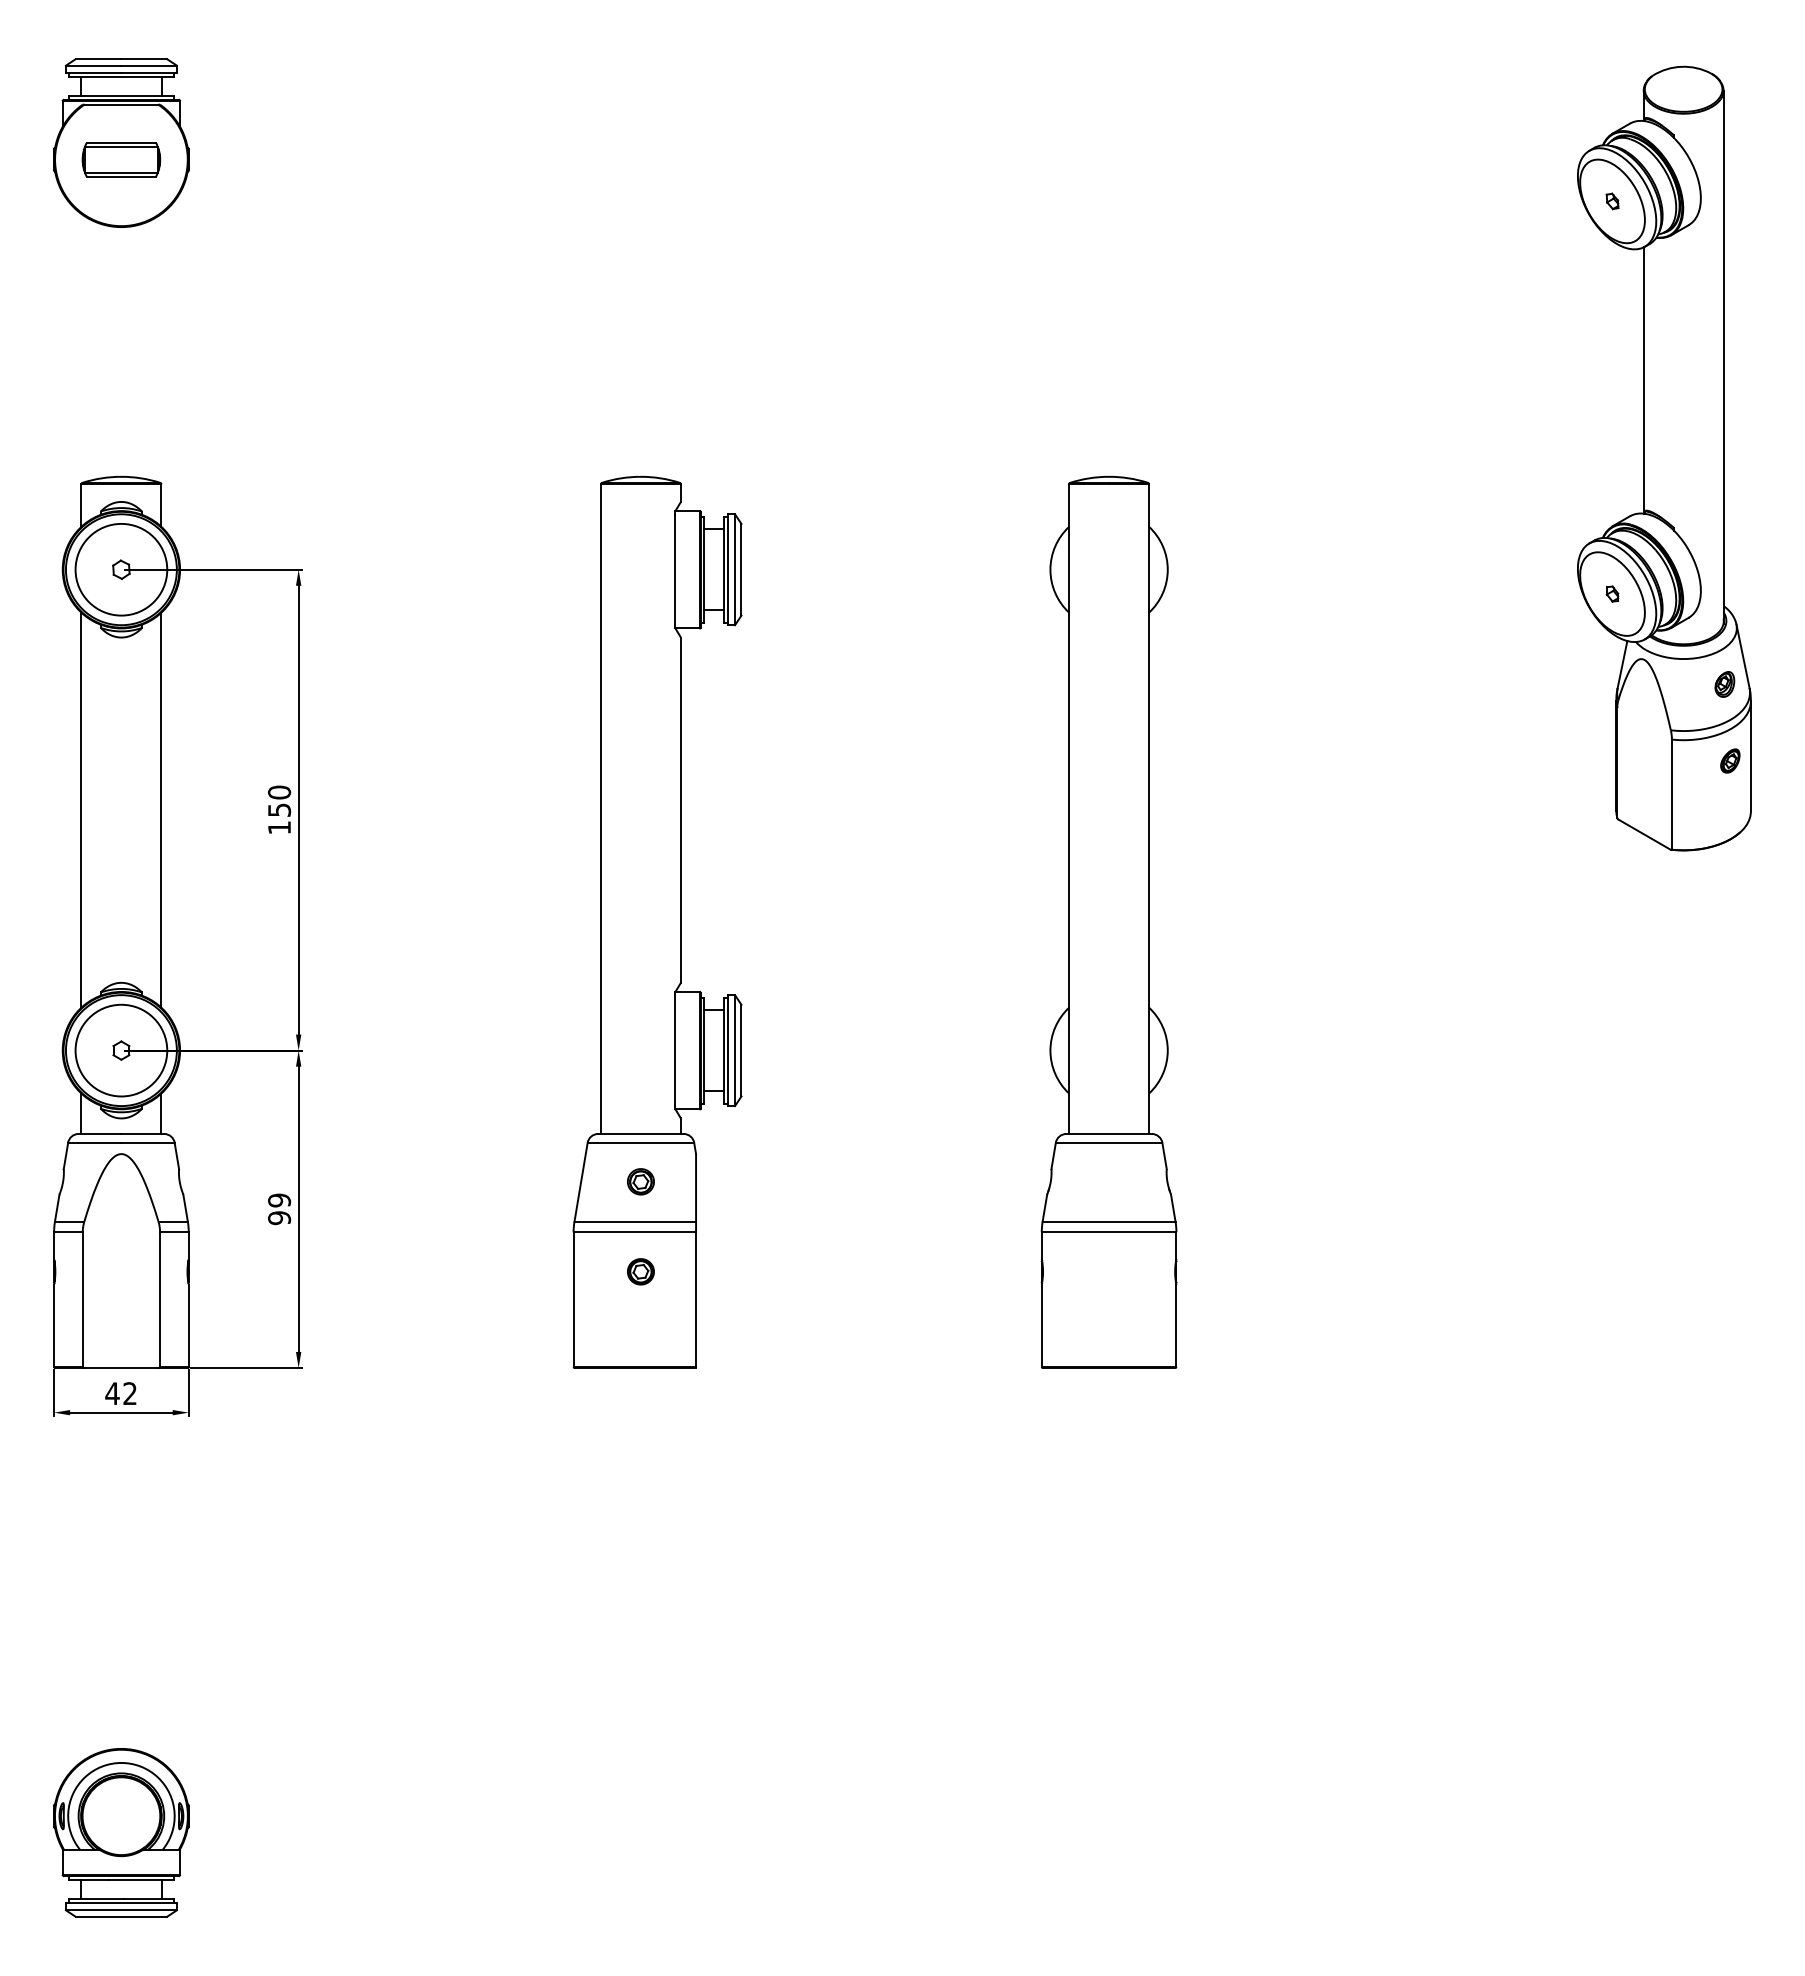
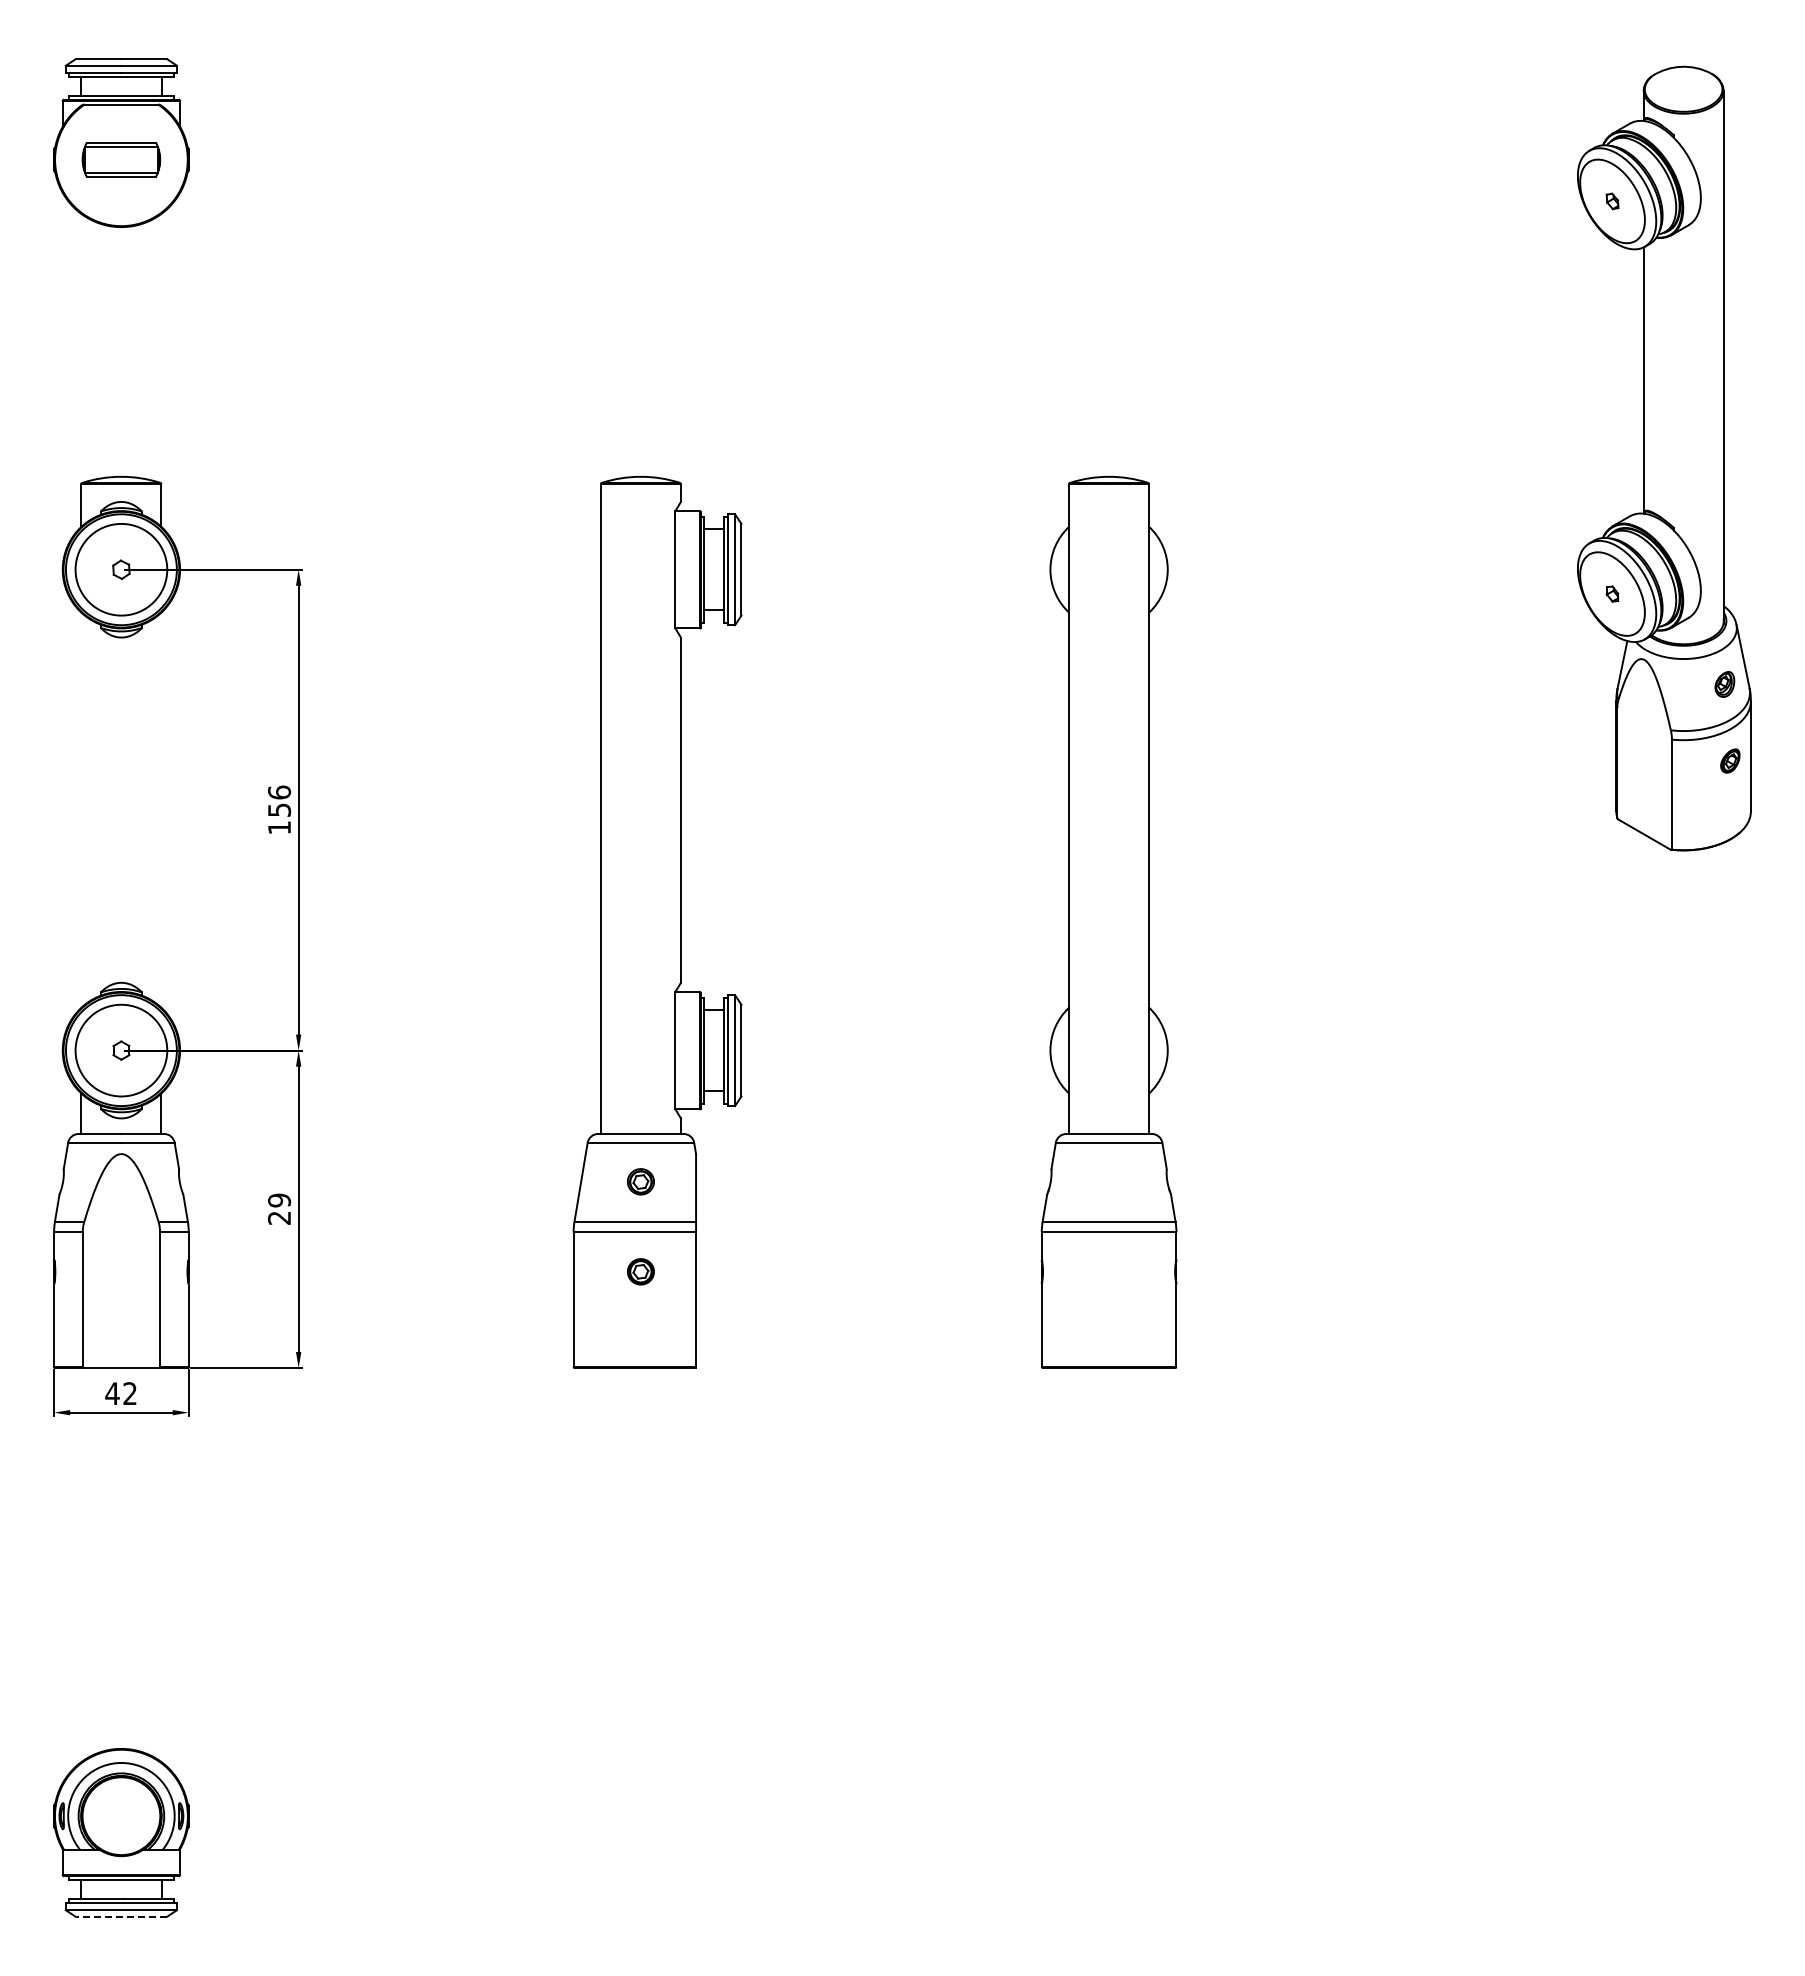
text: 150 -> 156 (279, 792)
line: present -> none (81, 809)
line: present -> none (161, 809)
text: 99 -> 29 (279, 1218)
line: solid -> dashed (121, 1916)
